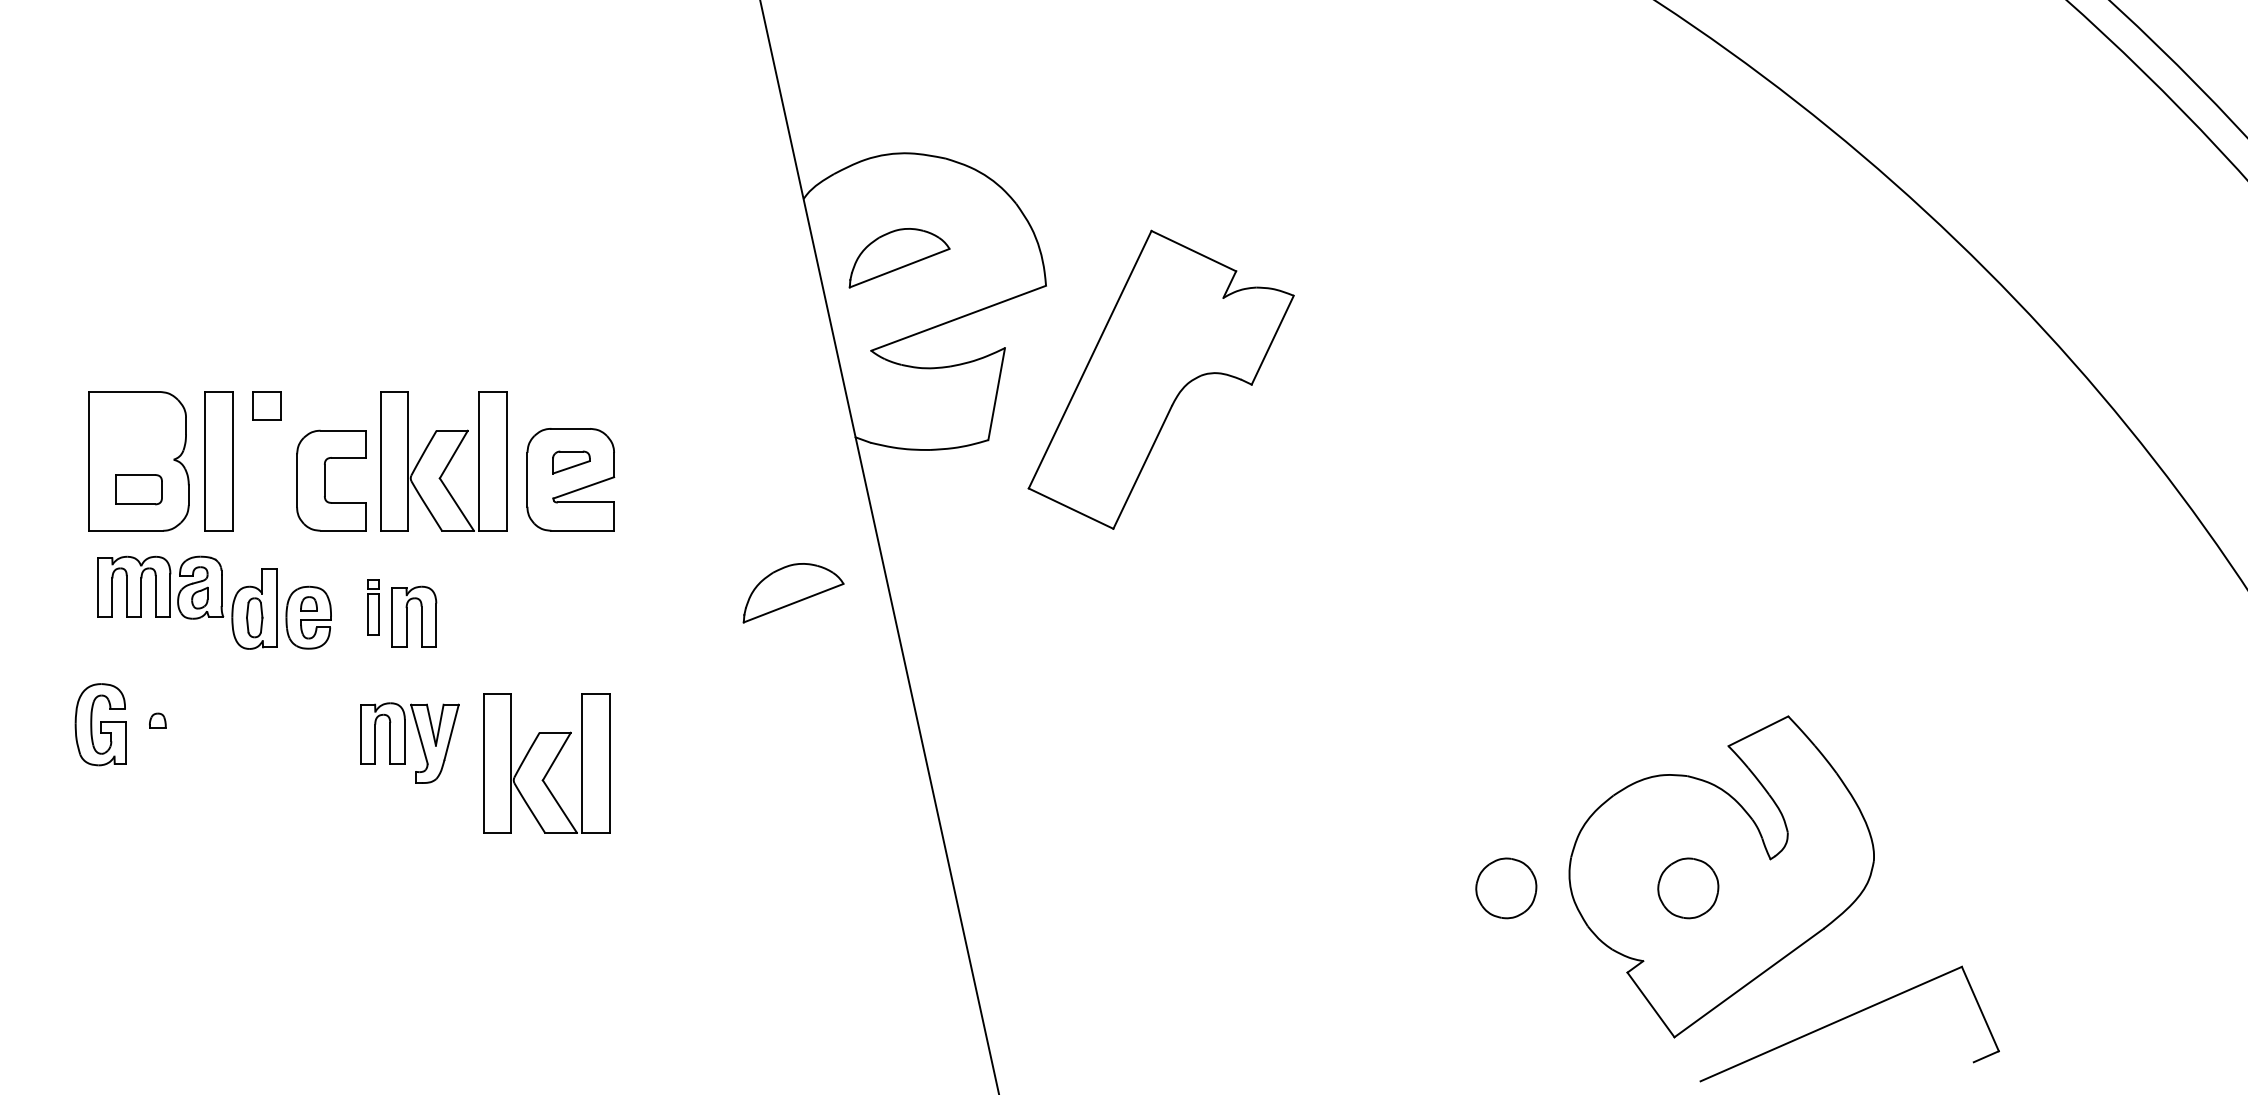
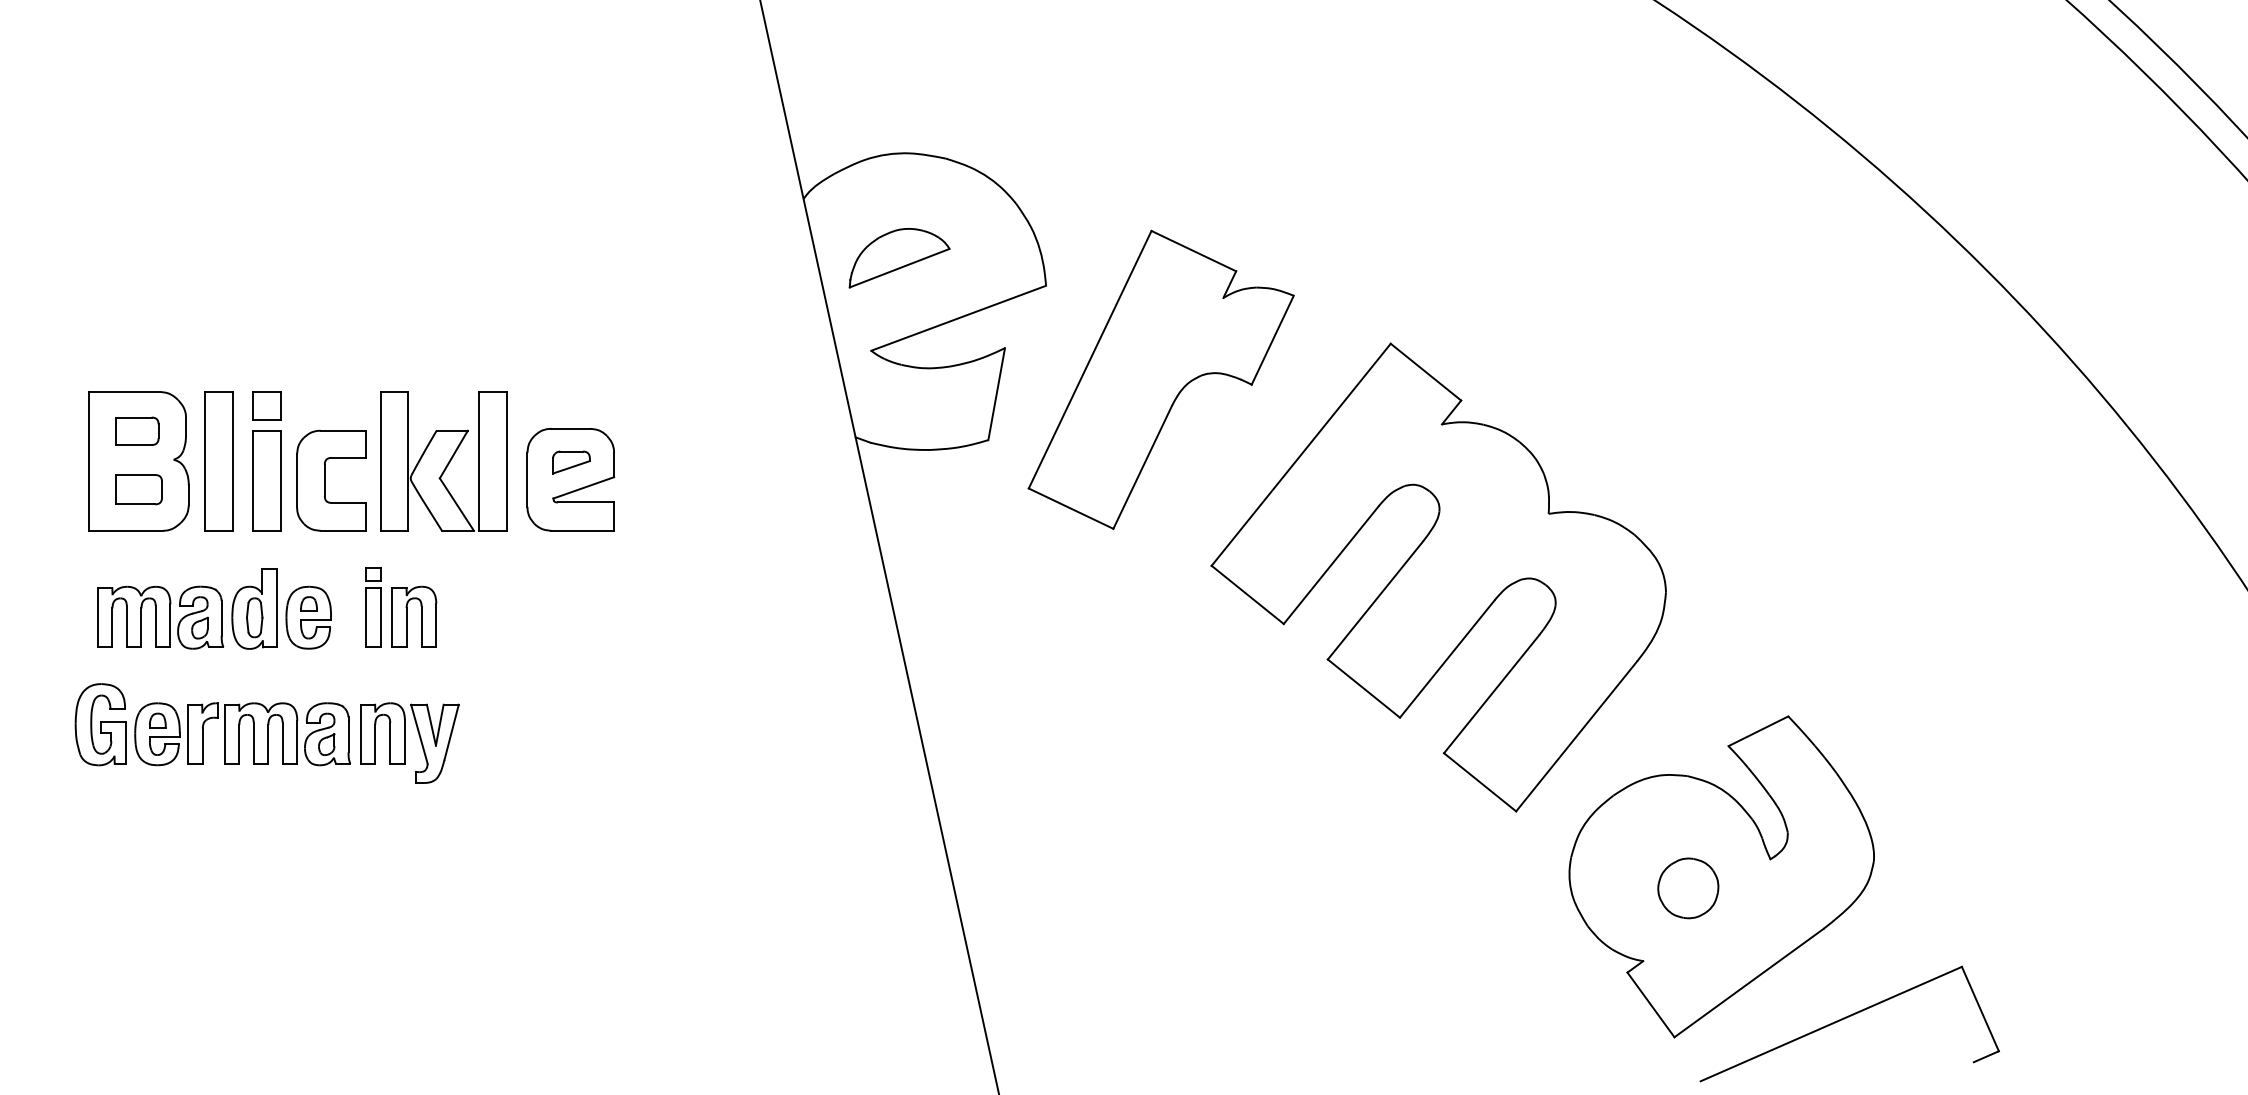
part: none -> present (137, 430)
part: none -> present (266, 480)
part: none -> present (1438, 577)
part position: (160, 587) -> (160, 617) (160, 617)
part: present -> none (793, 593)
part size: 13x57 px -> 17x81 px (373, 607)
part: none -> present (242, 734)
part: present -> none (546, 763)
part: present -> none (1506, 888)
